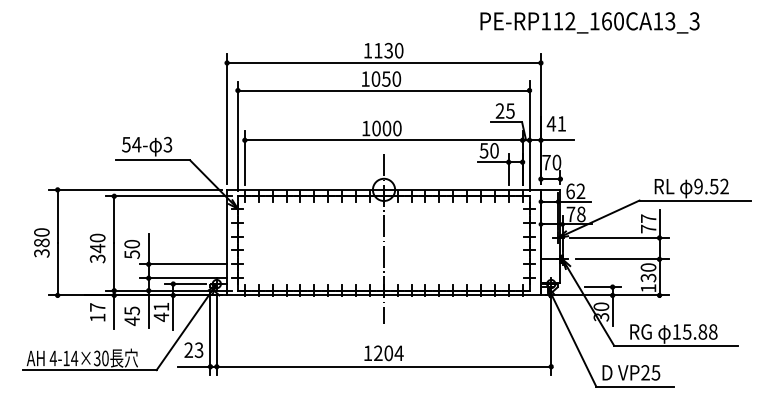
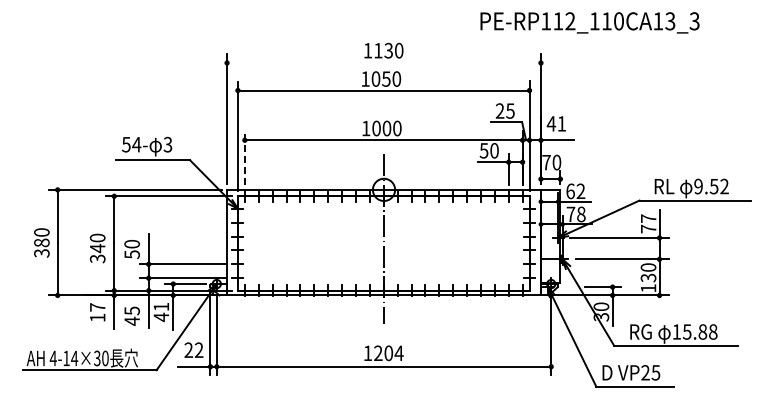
text: PE-RP112_160CA13_3 -> PE-RP112_110CA13_3 (606, 21)
line: present -> none (383, 63)
line: solid -> dashed (244, 158)
text: 23 -> 22 (198, 350)
